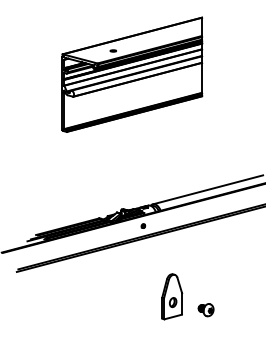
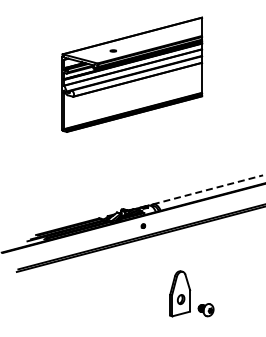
line: solid -> dashed (208, 189)
part position: (172, 296) -> (180, 293) (180, 293)
